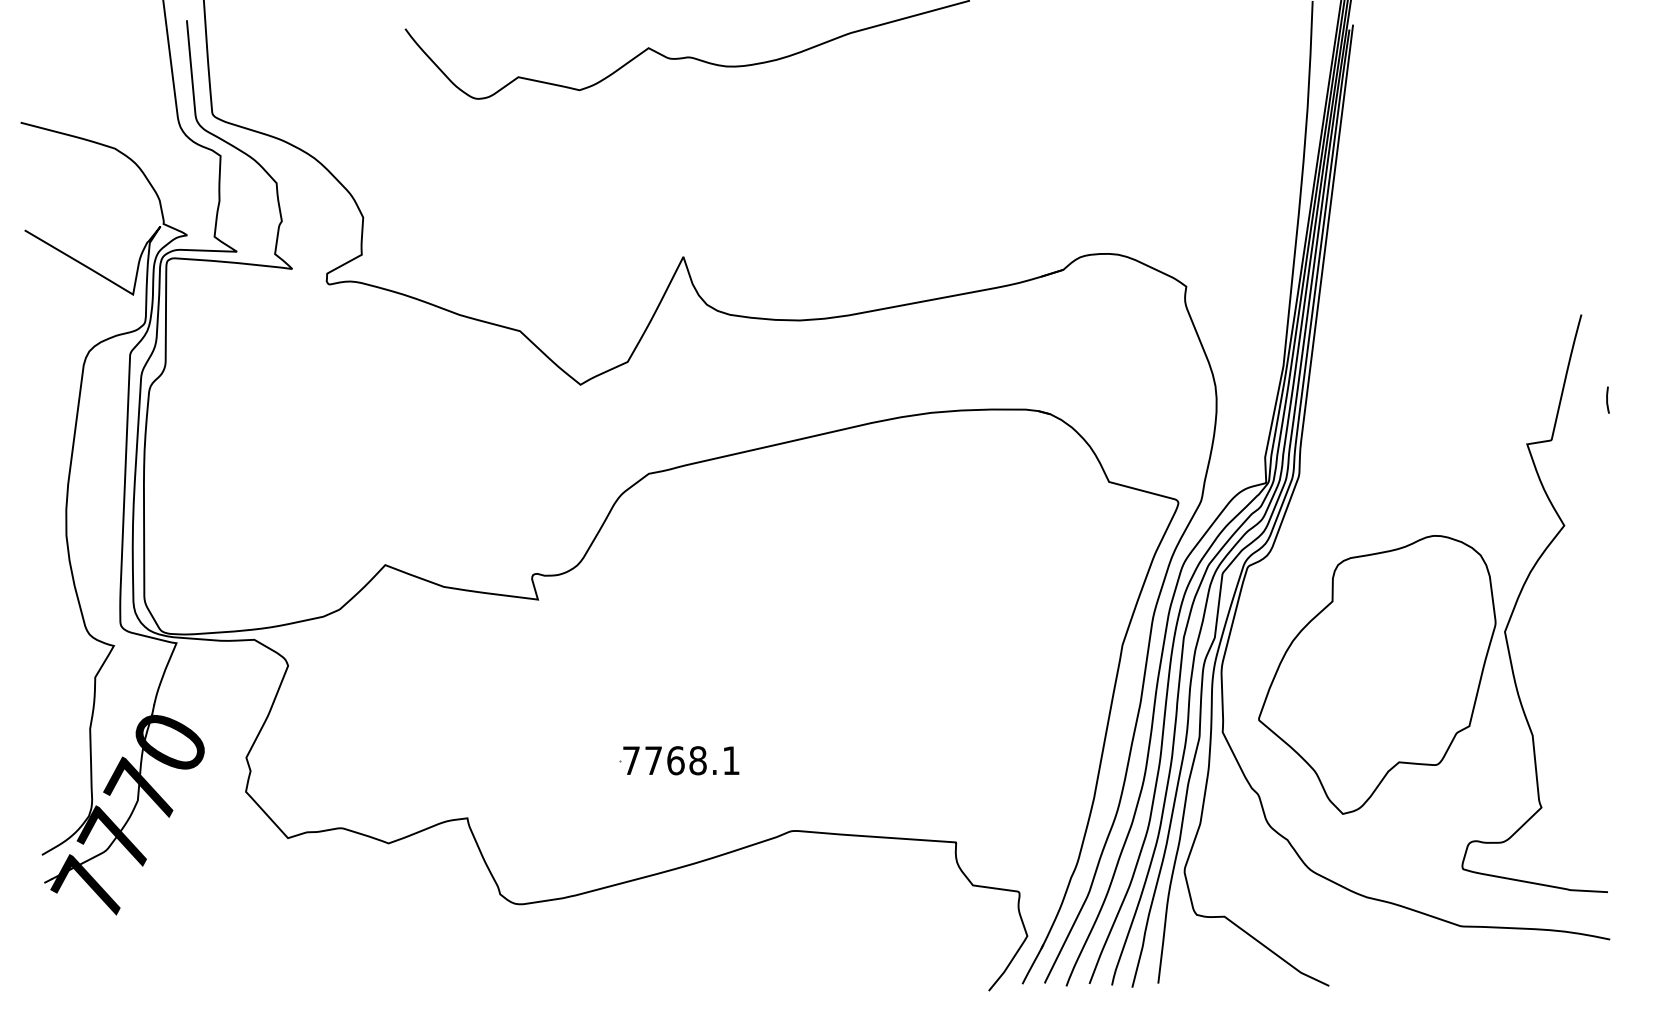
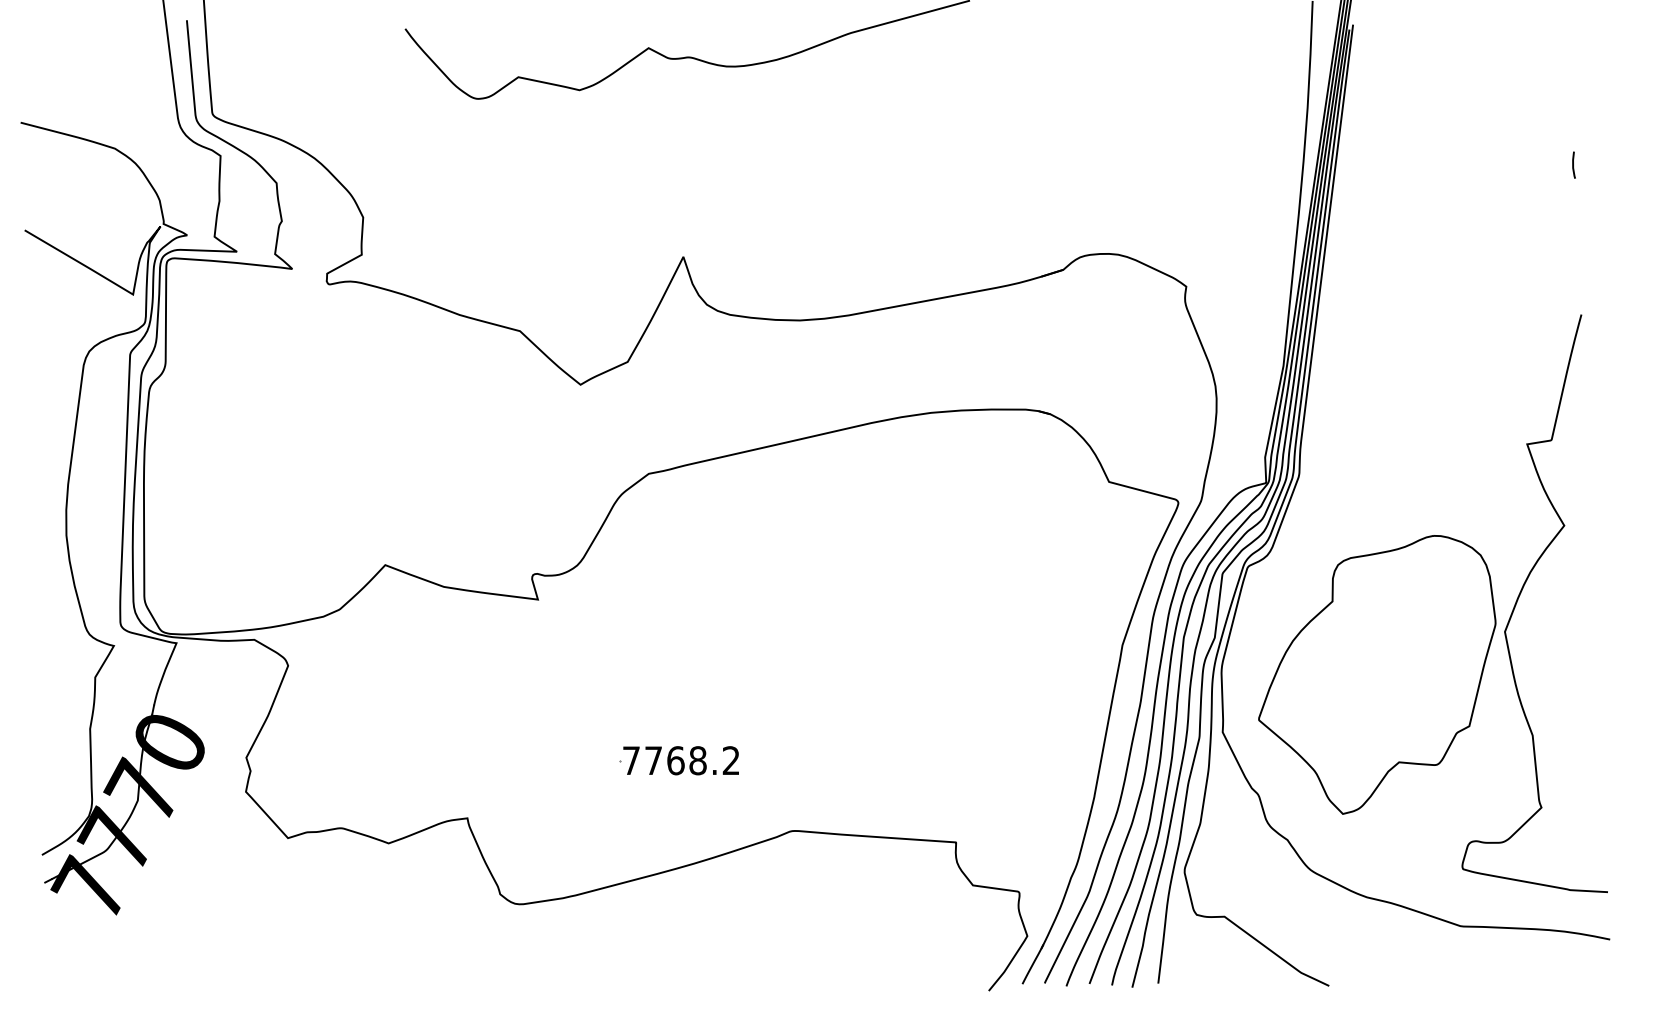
line position: (1607, 399) -> (1573, 164) (1573, 164)
text: 7768.1 -> 7768.2 (730, 760)
